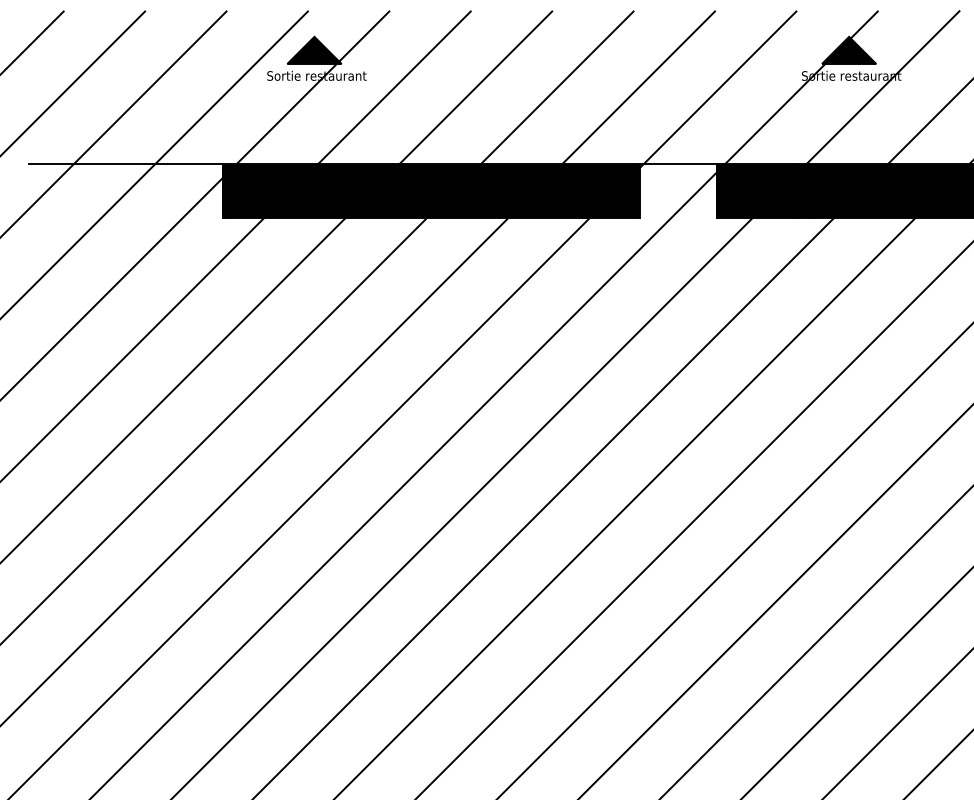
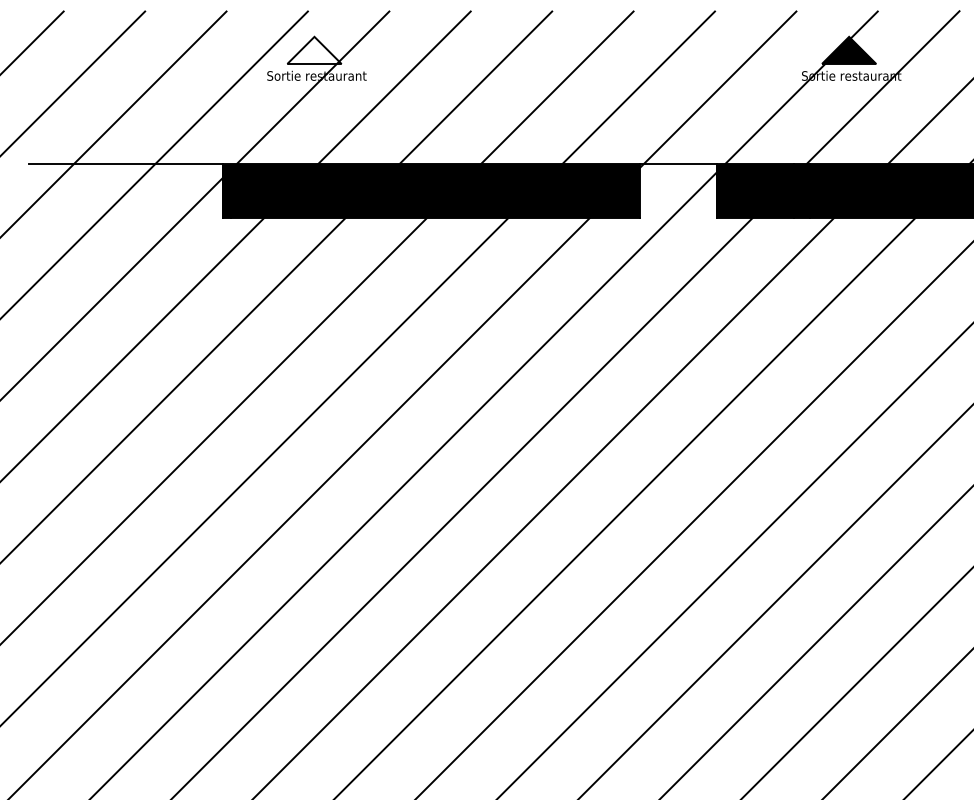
fill: present -> none (314, 50)
